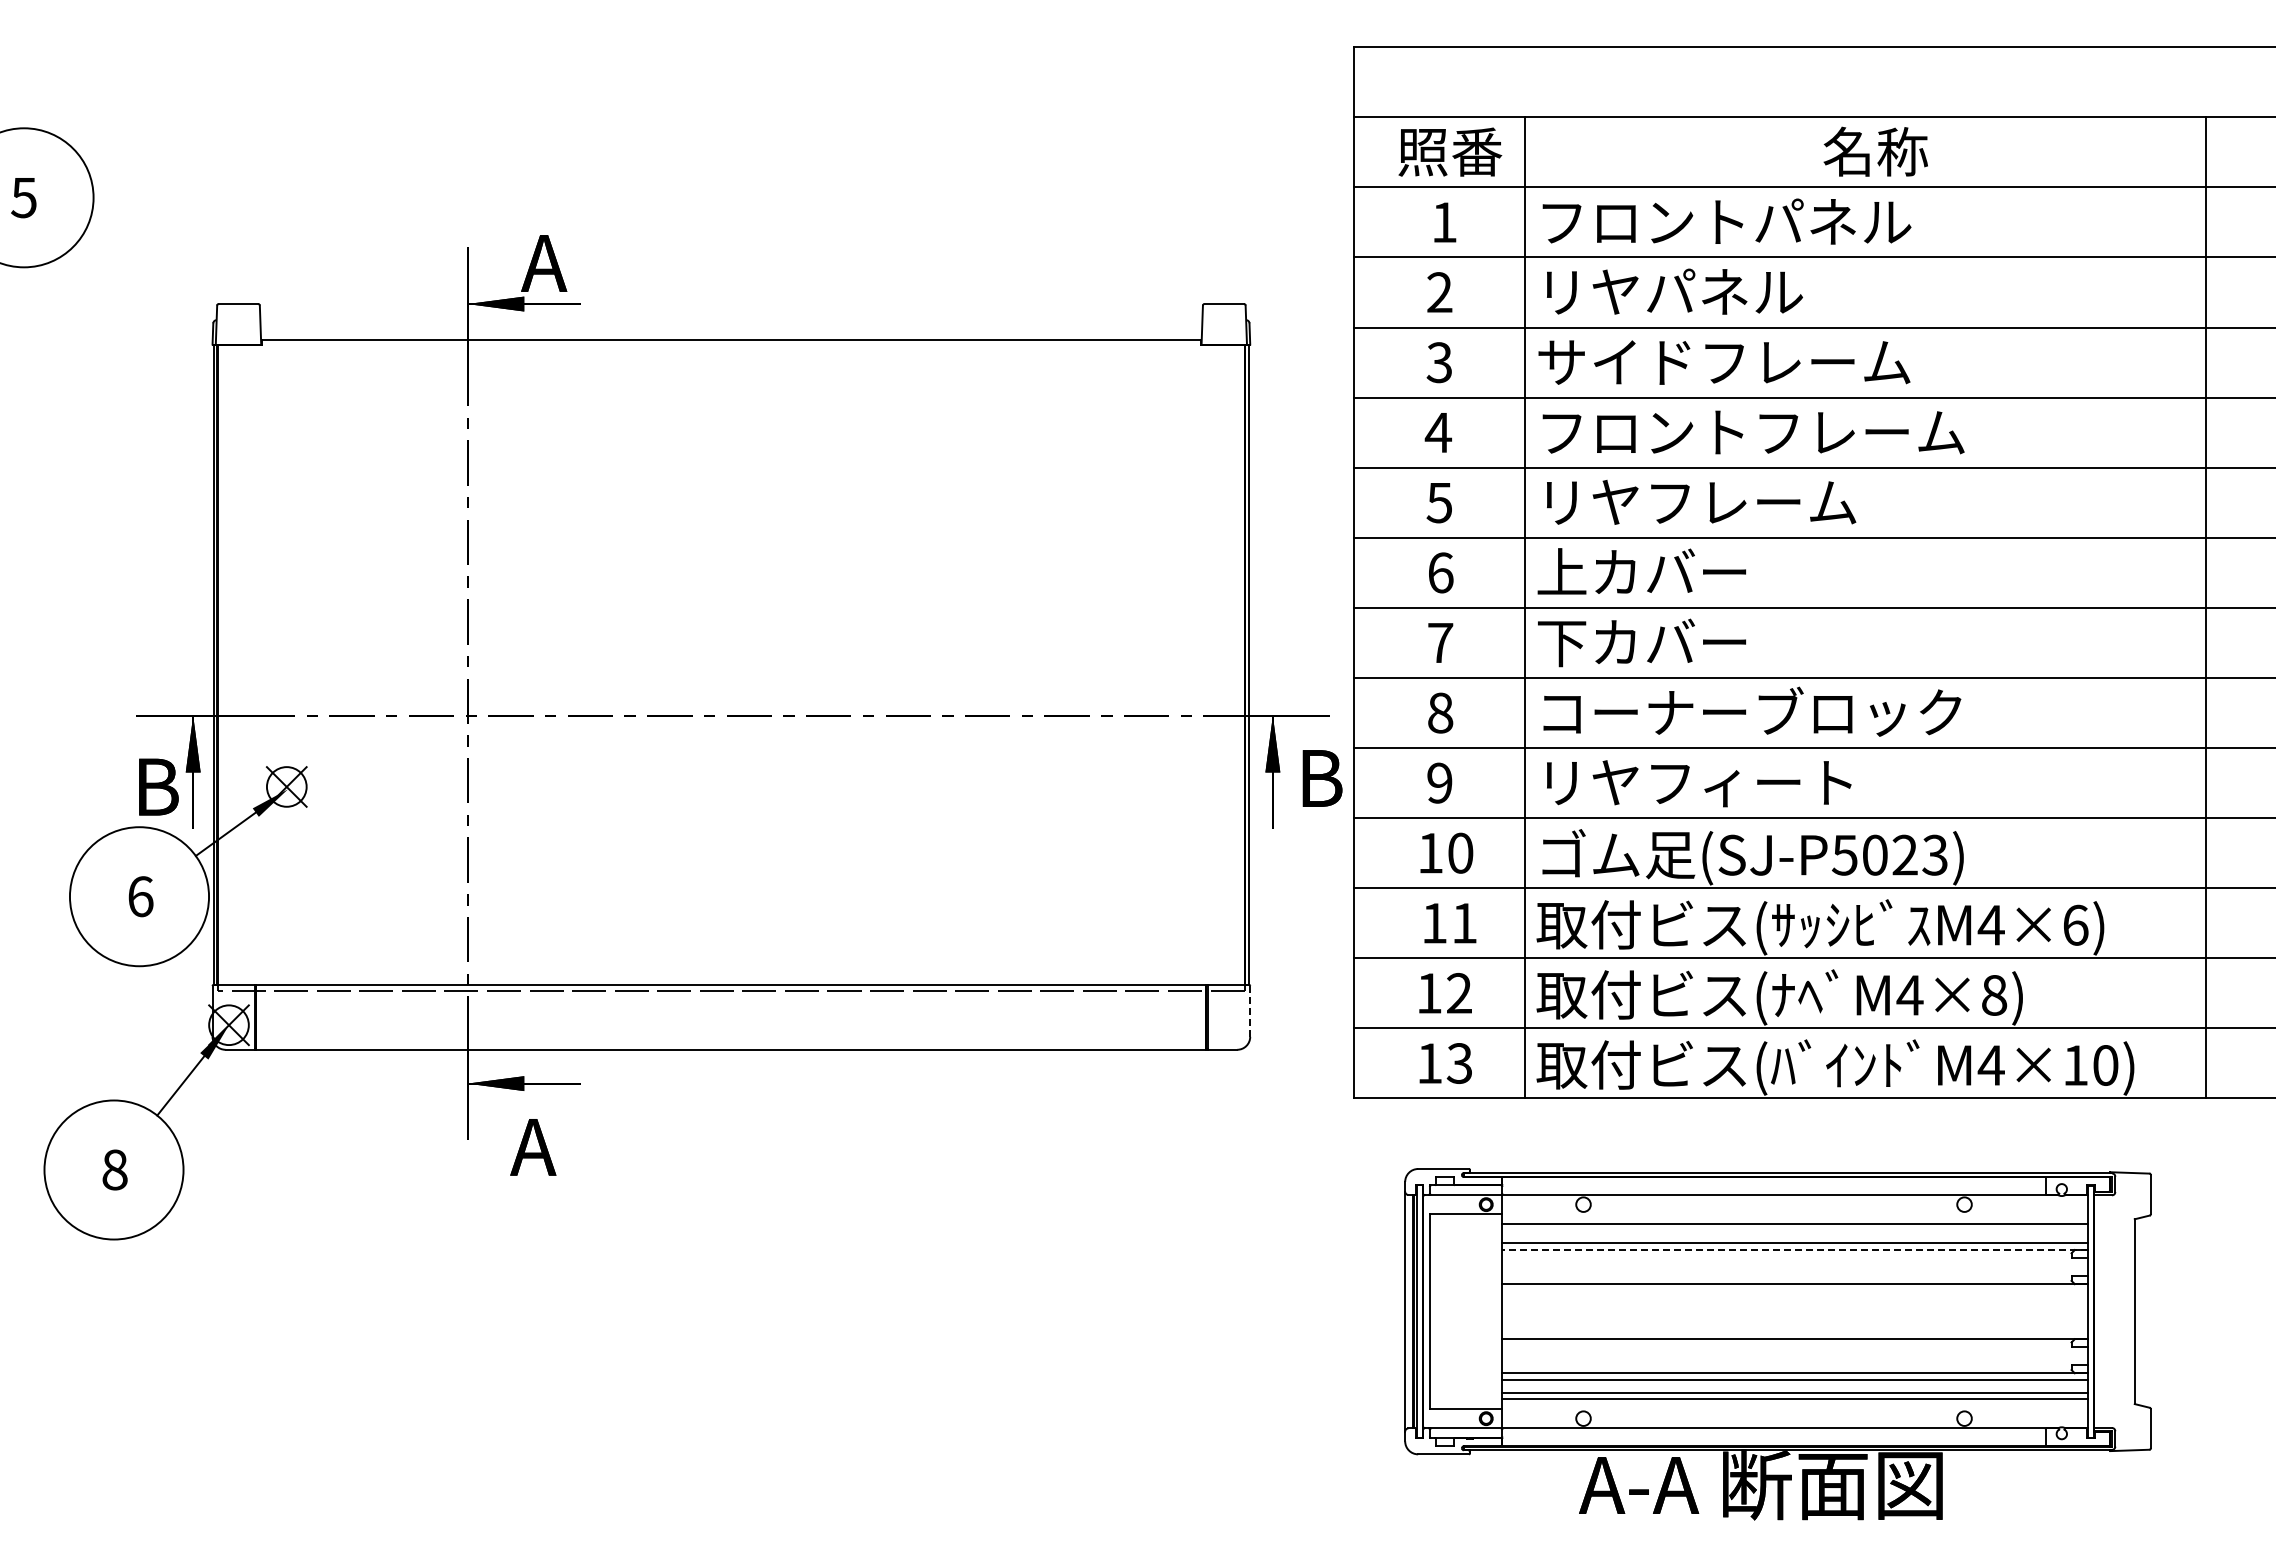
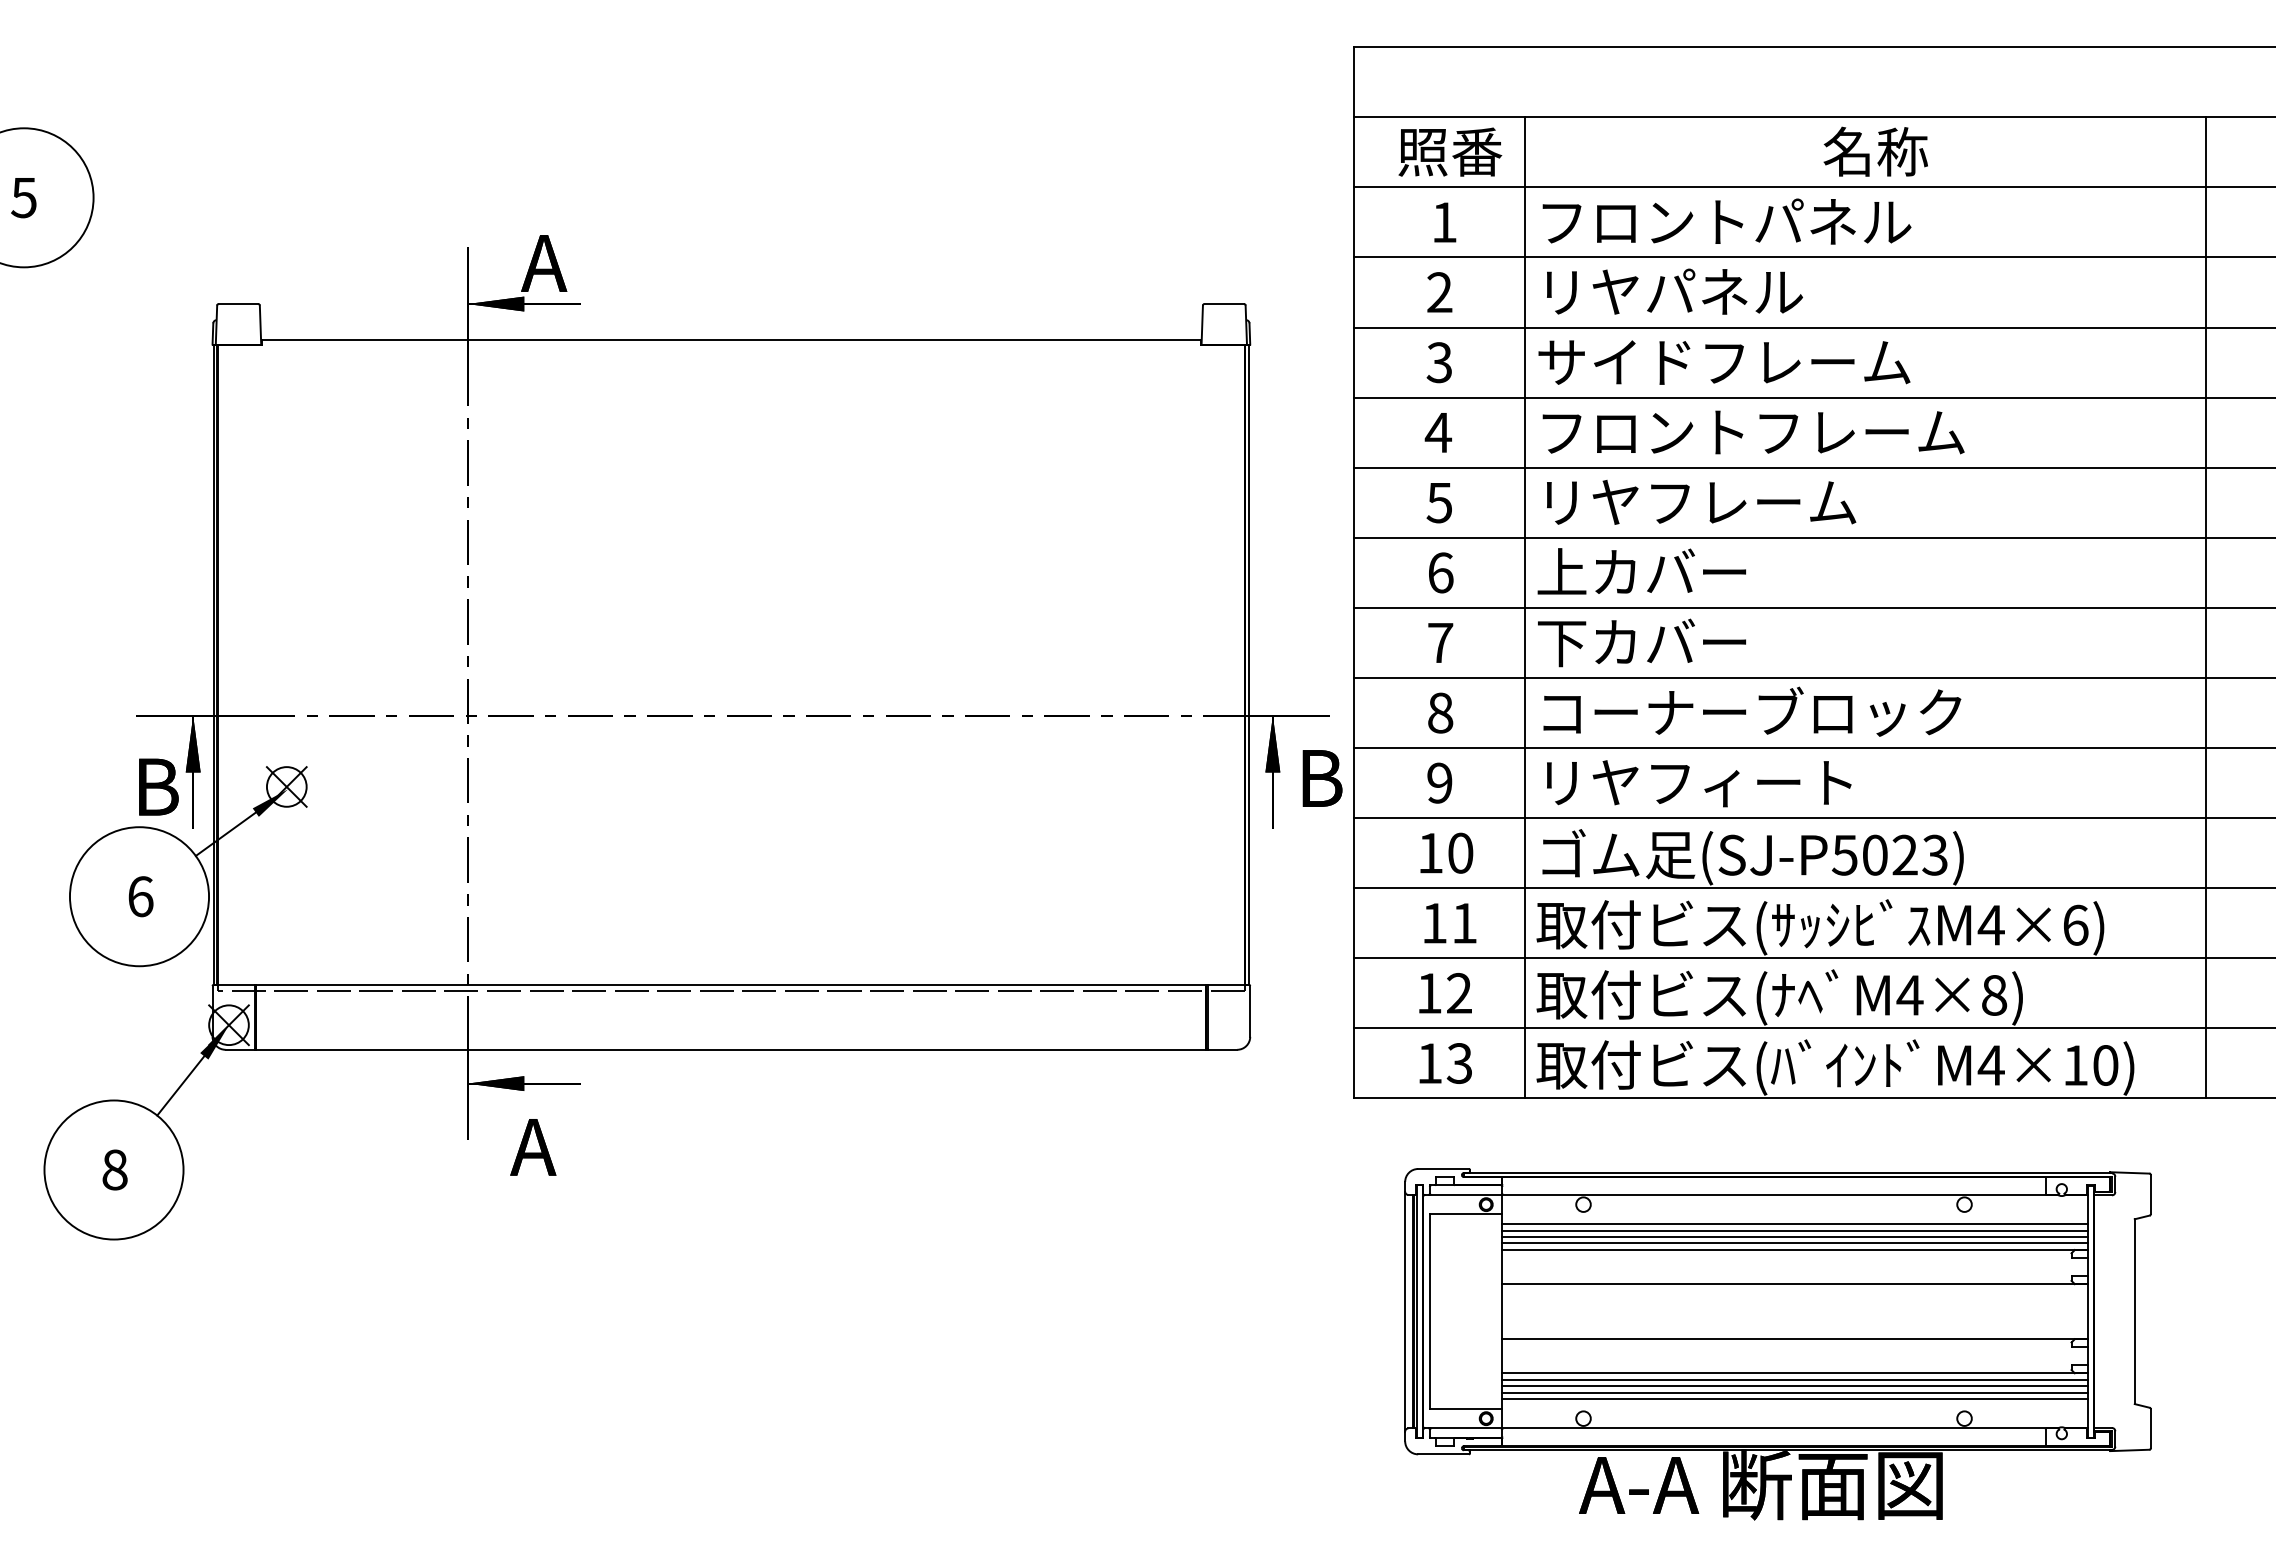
line: dashed -> solid (1250, 1010)
line: none -> present (1794, 1230)
line: none -> present (1794, 1237)
line: dashed -> solid (1795, 1250)
line: none -> present (1794, 1386)
